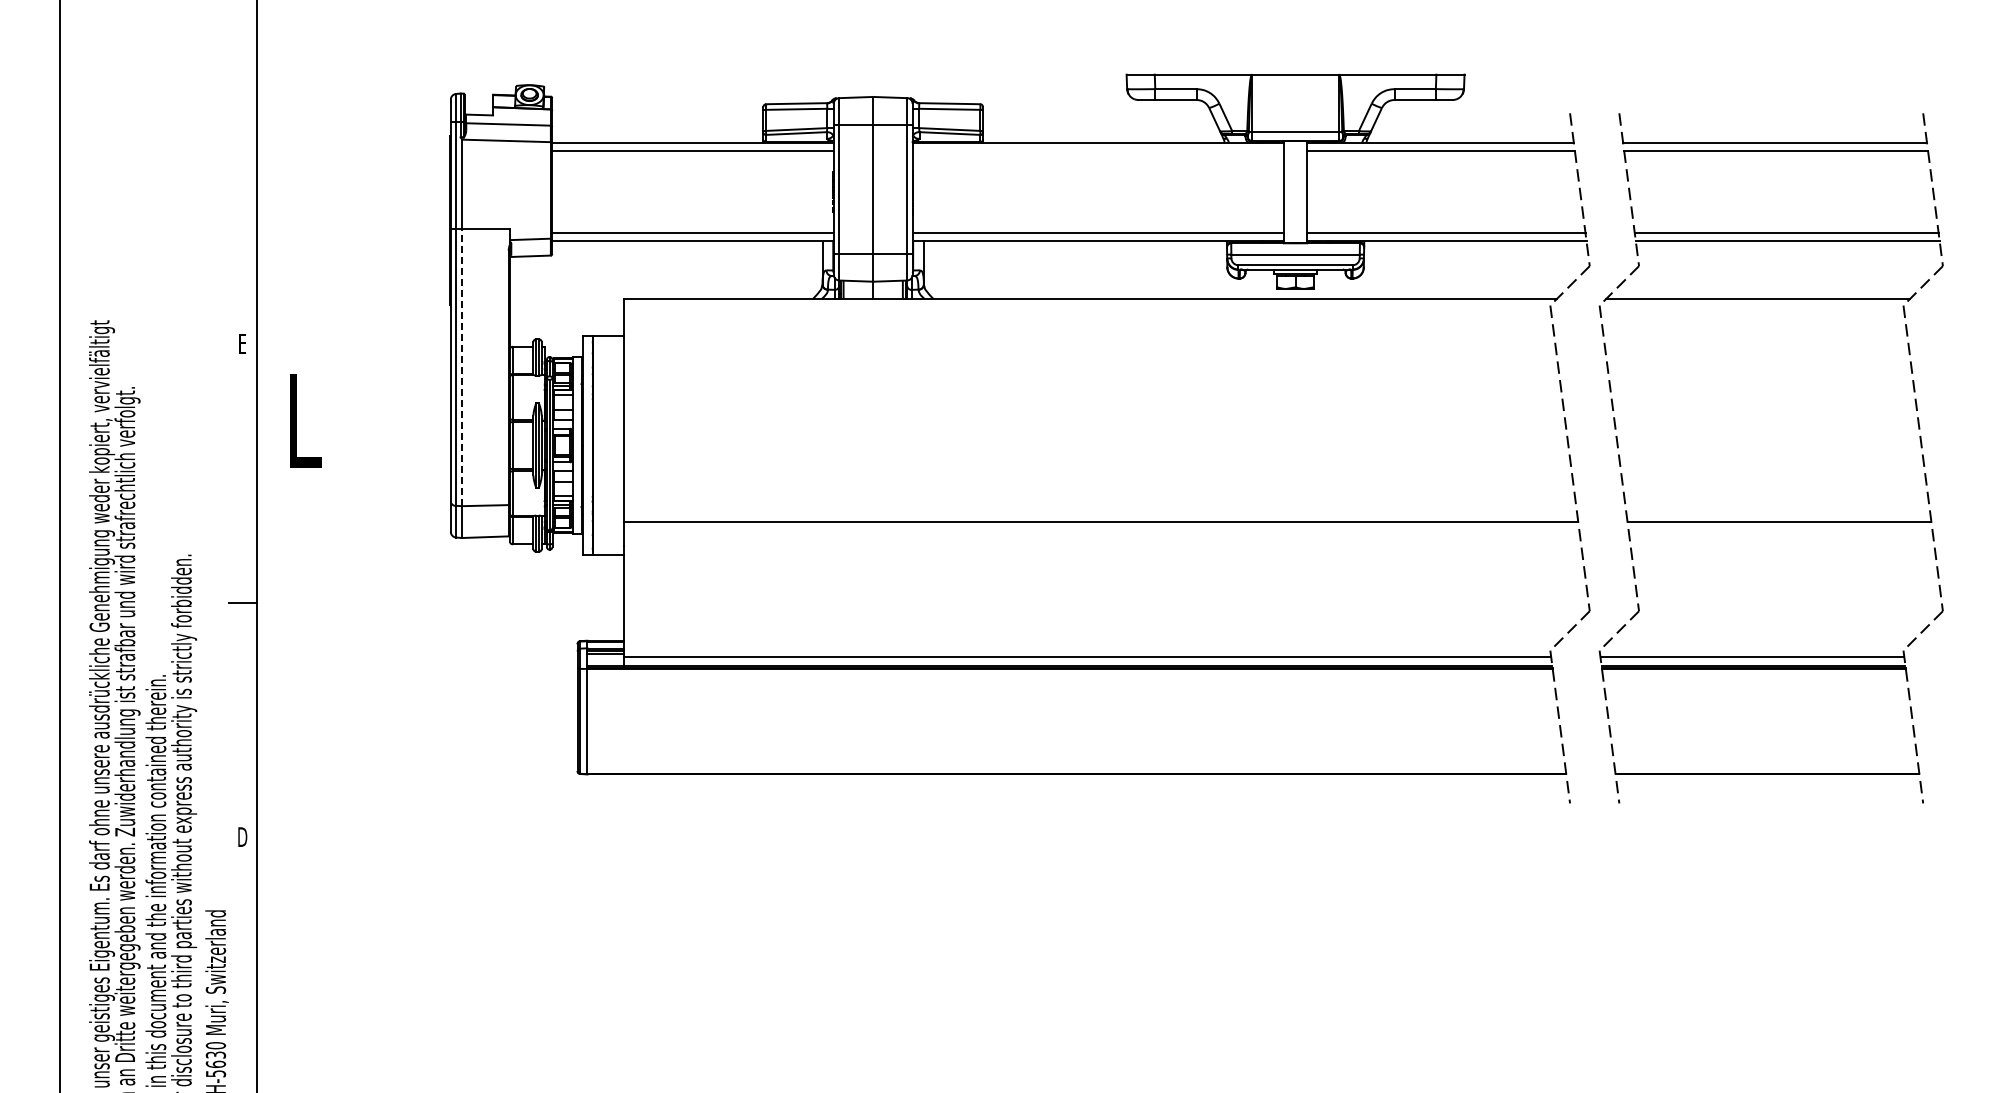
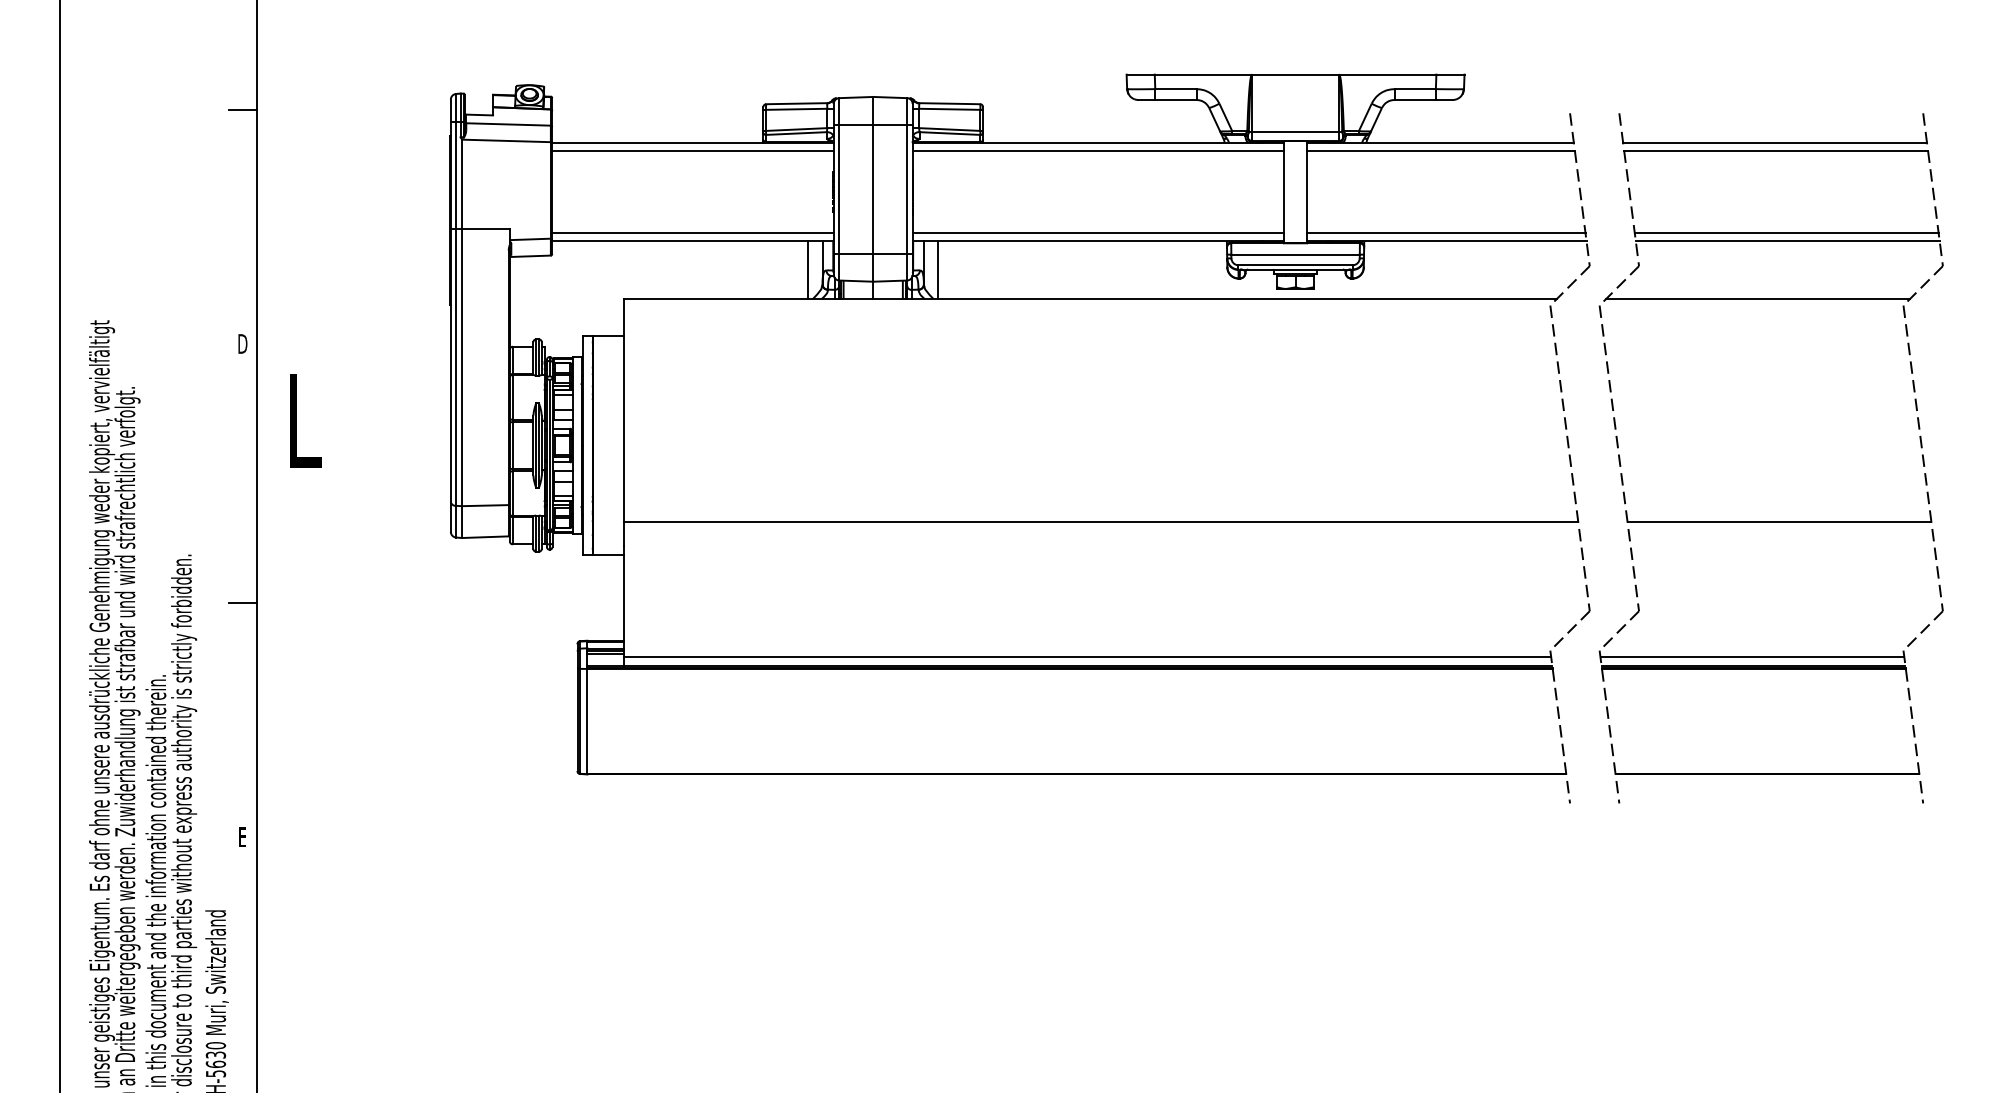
line: none -> present (242, 110)
line: none -> present (1098, 151)
line: none -> present (808, 270)
line: none -> present (937, 270)
text: E -> D (242, 343)
line: dashed -> solid (461, 367)
text: D -> E (242, 836)
